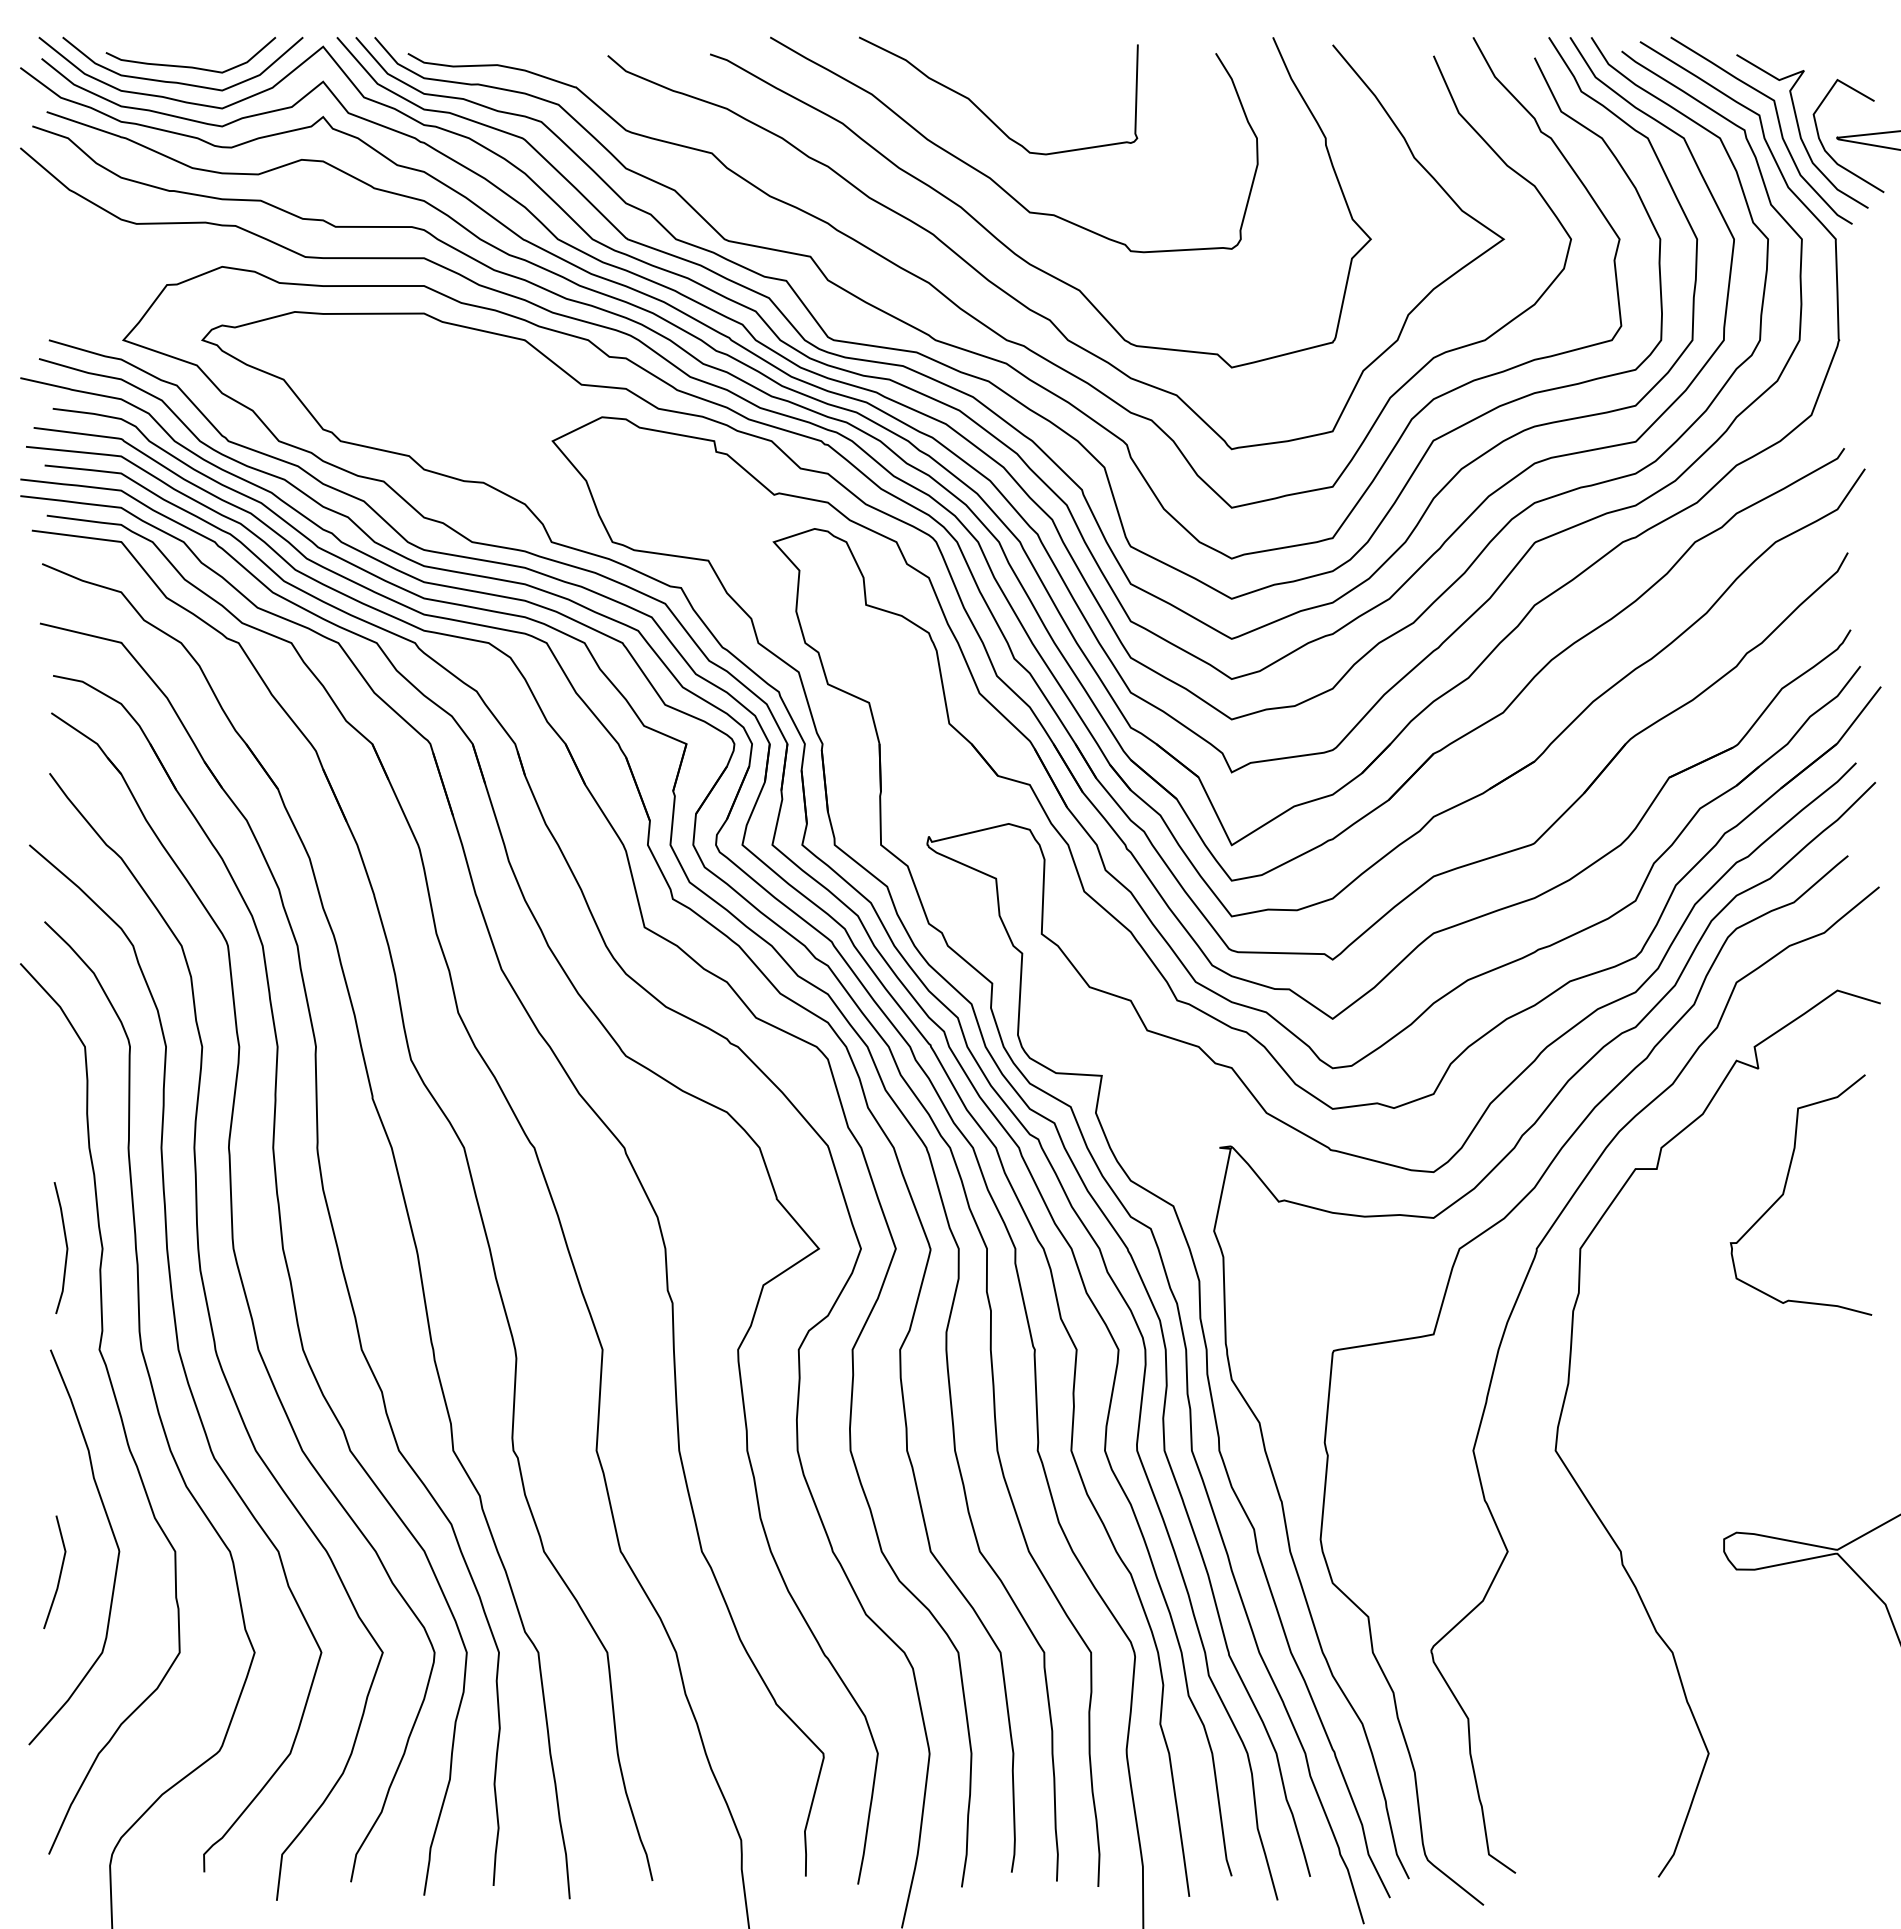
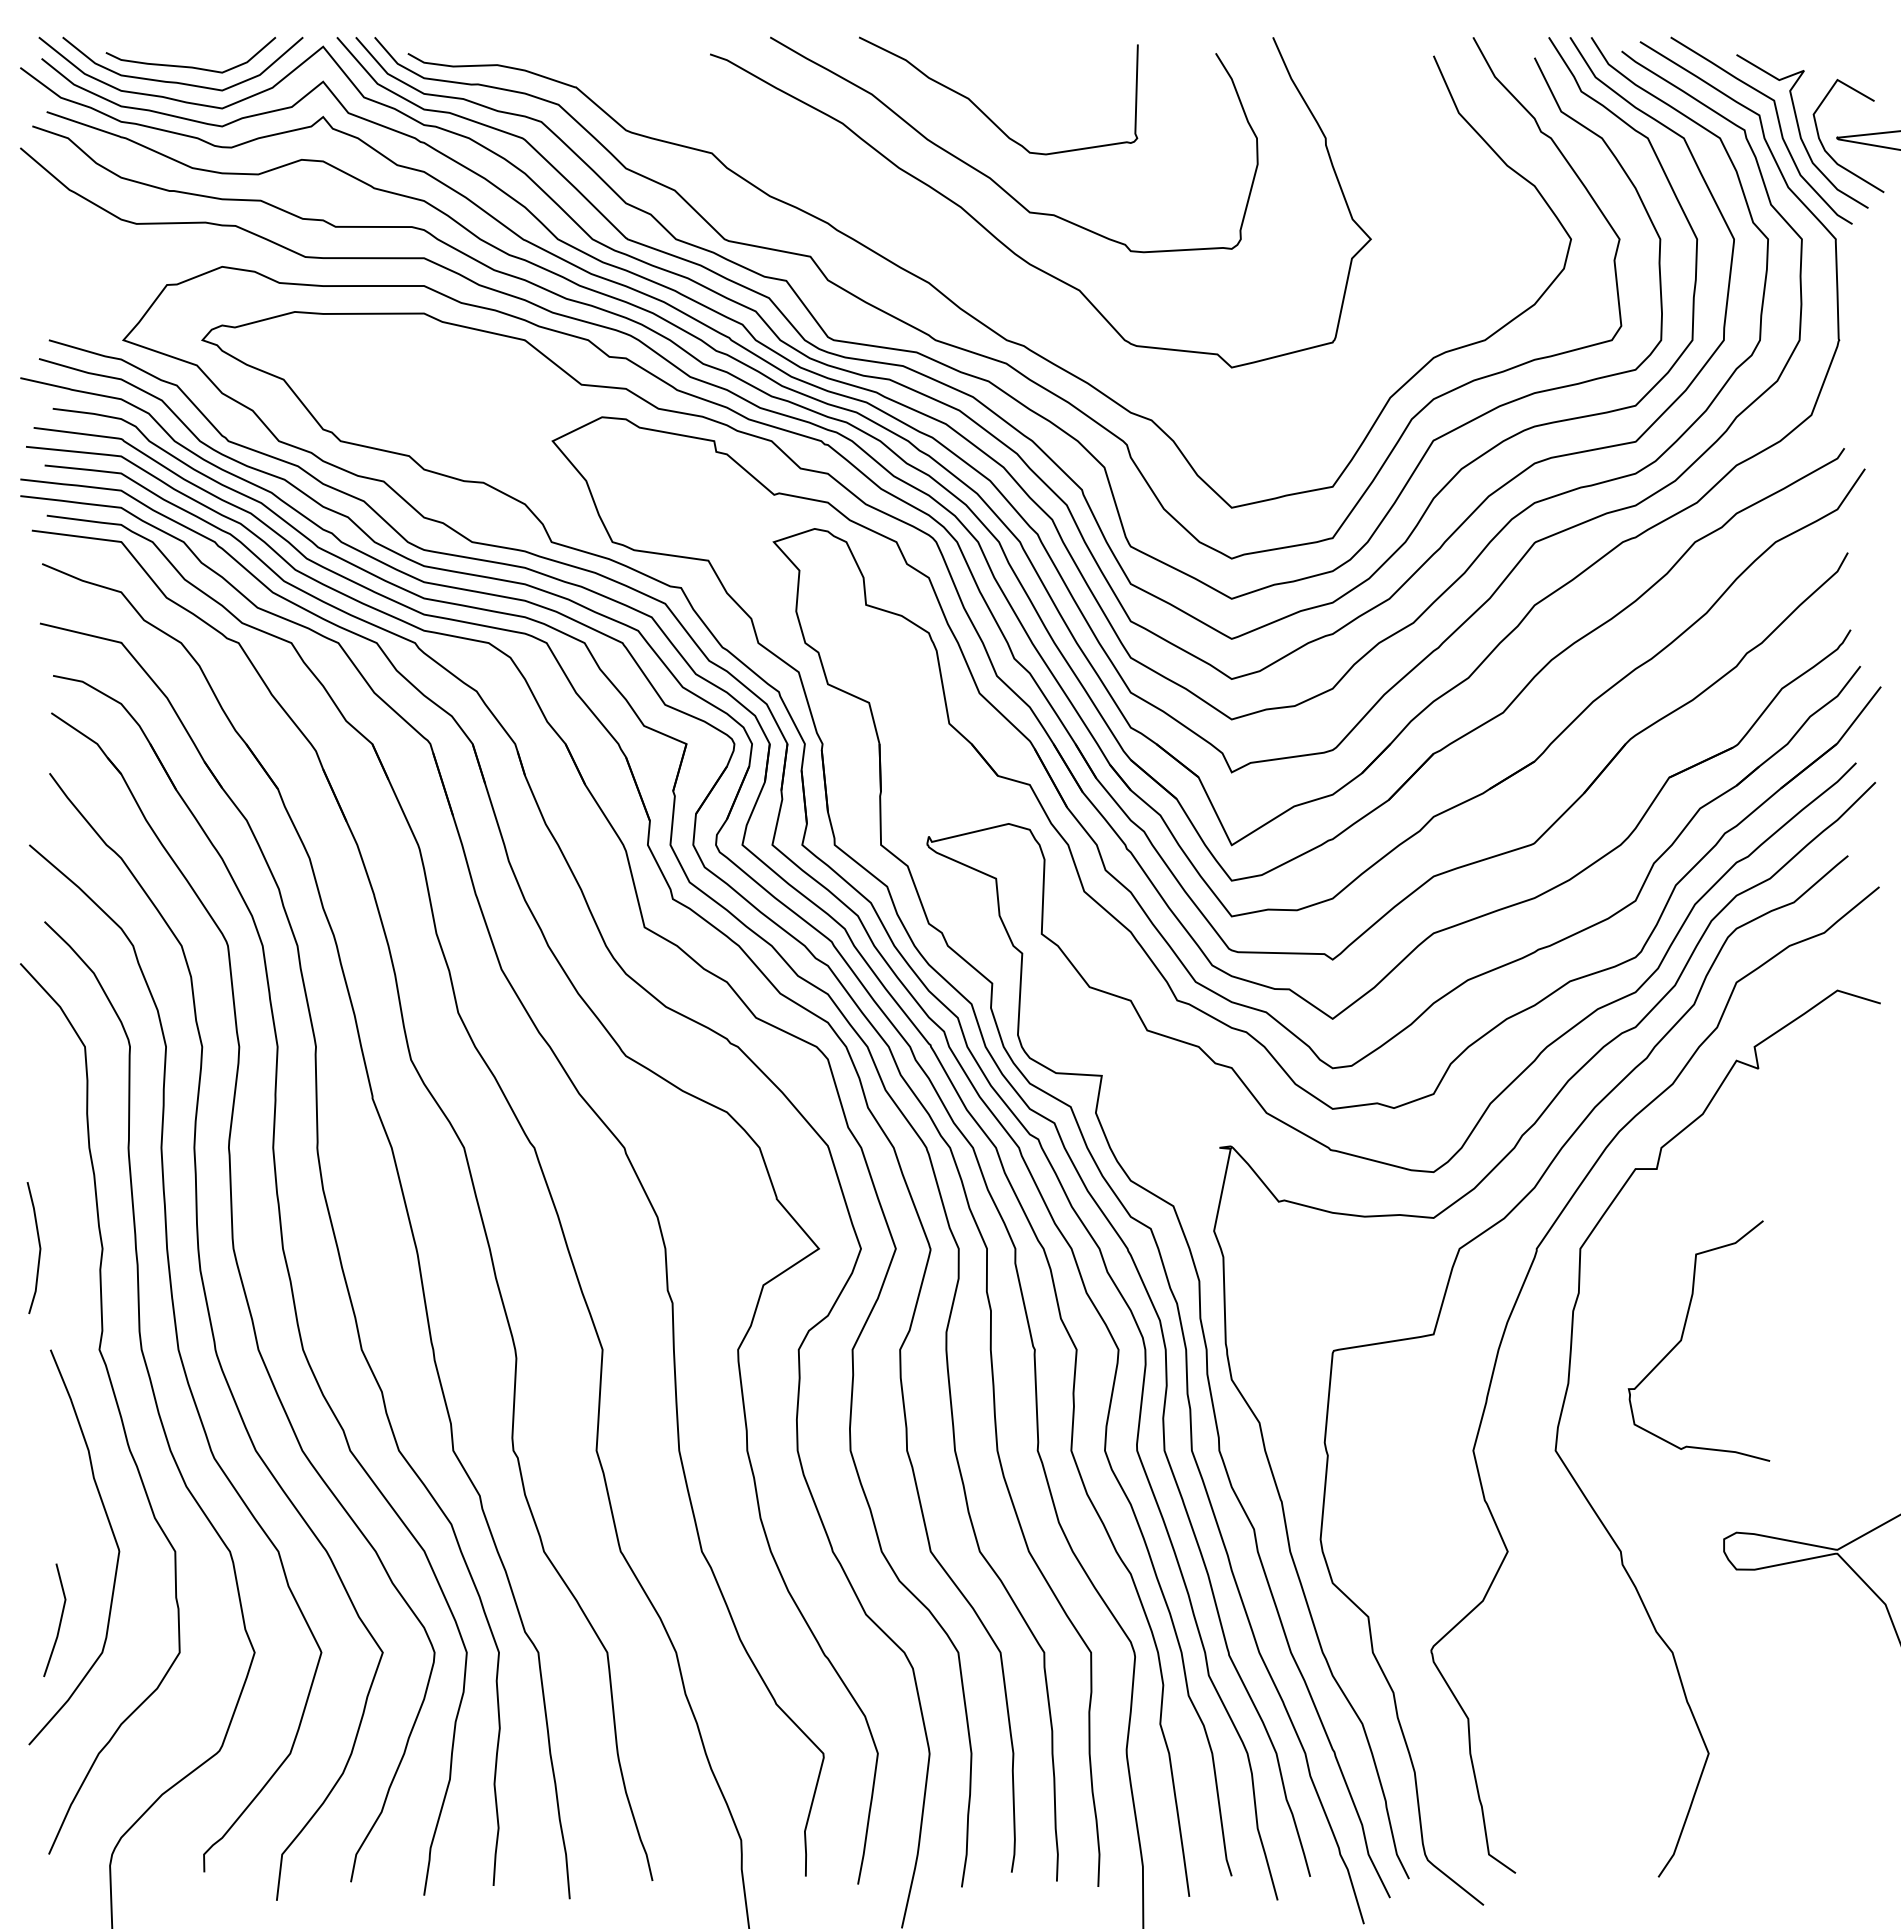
curve: present -> none (1020, 301)
curve position: (1785, 1189) -> (1683, 1335) (1683, 1335)
line position: (66, 1248) -> (39, 1248) (39, 1248)
line position: (59, 1573) -> (59, 1621) (59, 1621)
